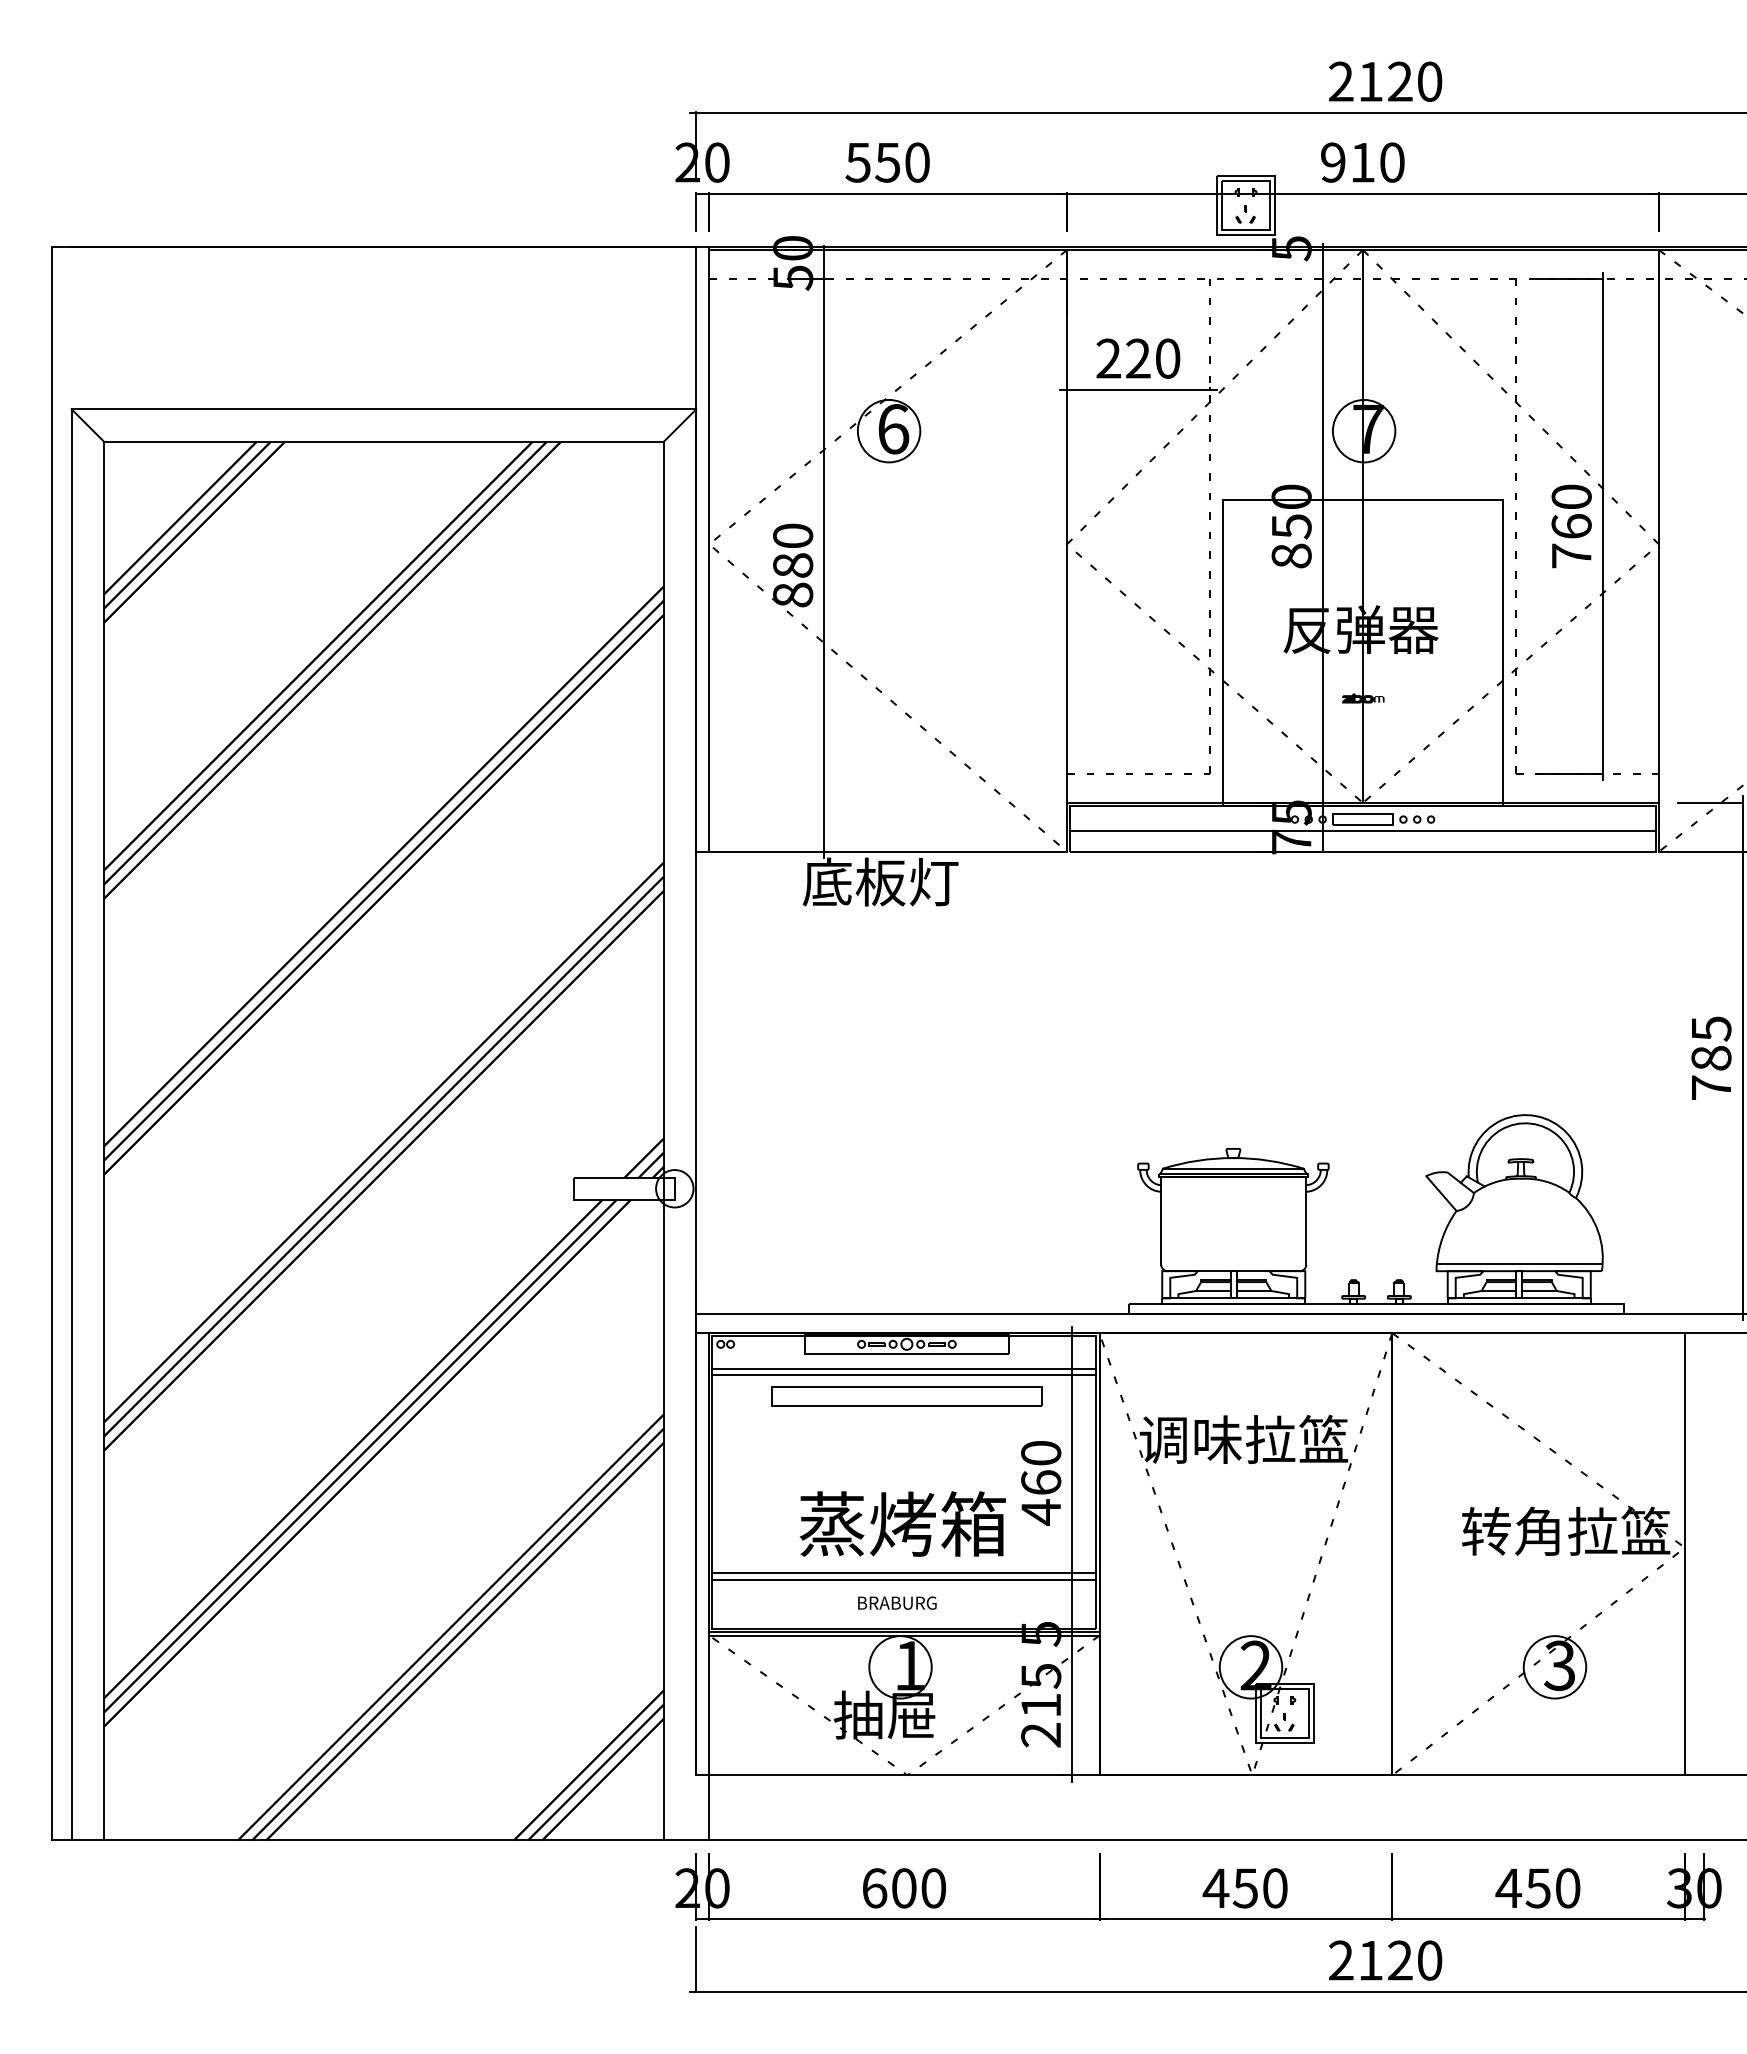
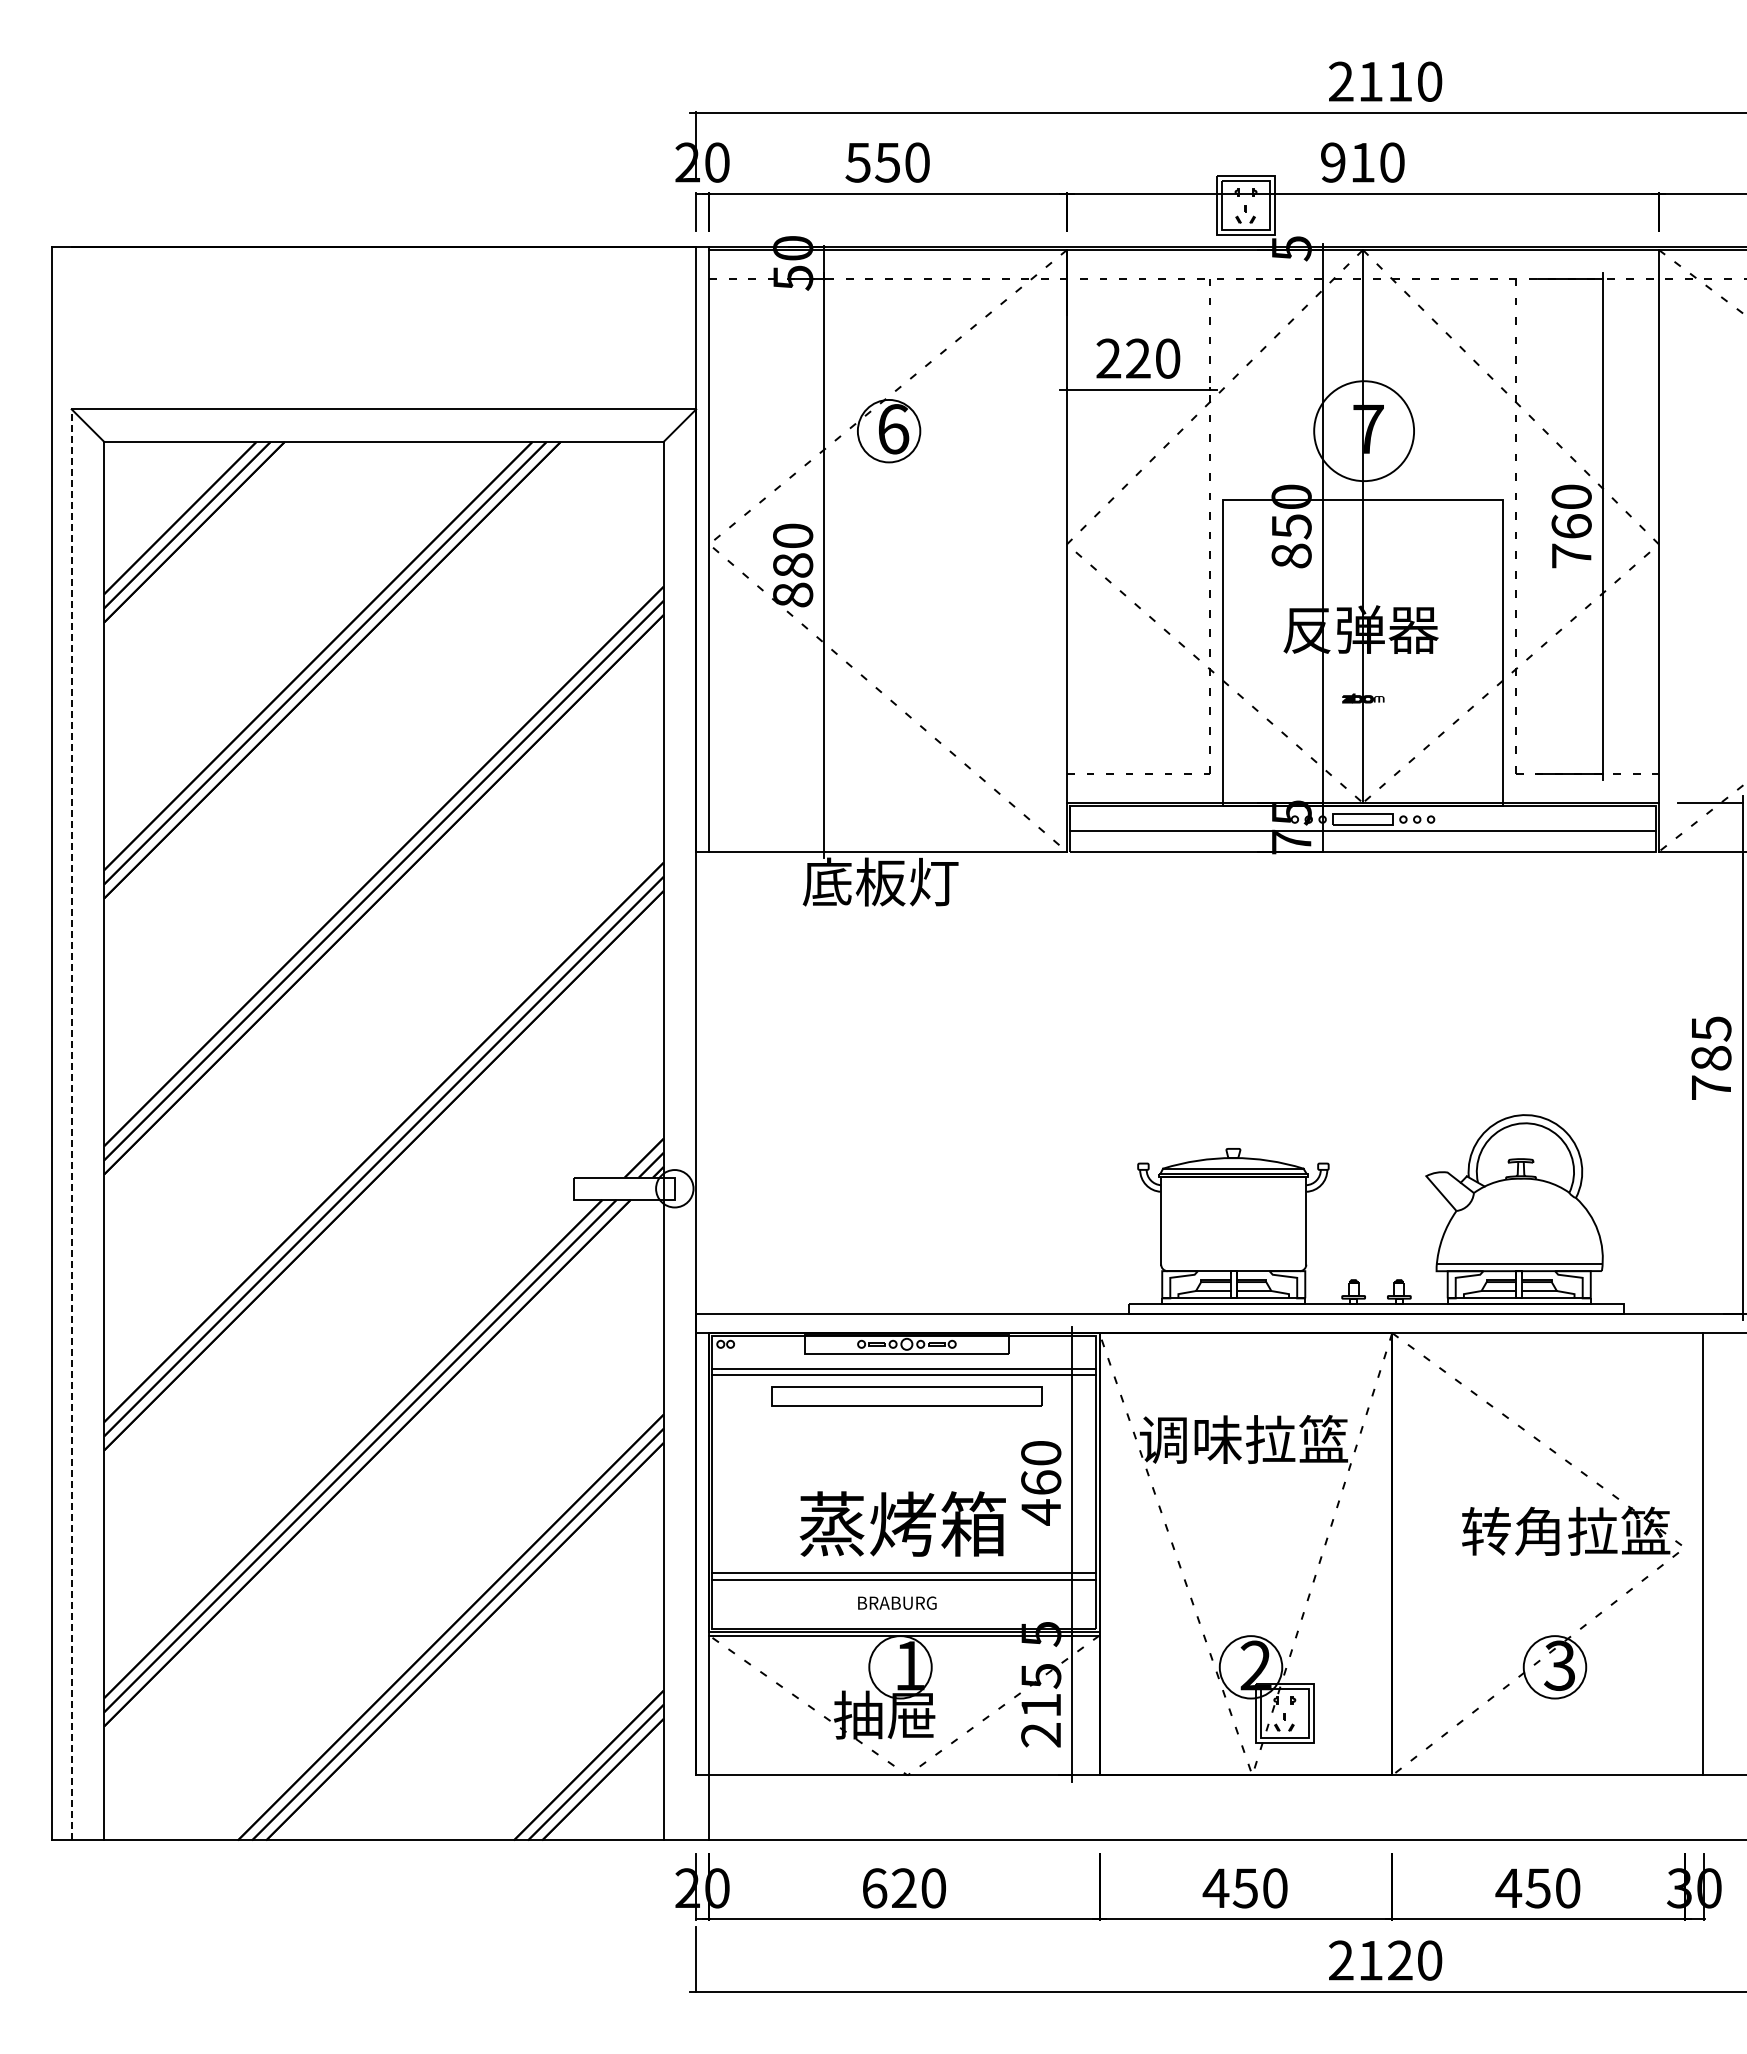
text: 2120 -> 2110 (1400, 81)
circle diameter: 62 px -> 100 px (1364, 431)
line: solid -> dashed (71, 1124)
line position: (1684, 1554) -> (1702, 1554) (1702, 1554)
text: 600 -> 620 (904, 1888)
